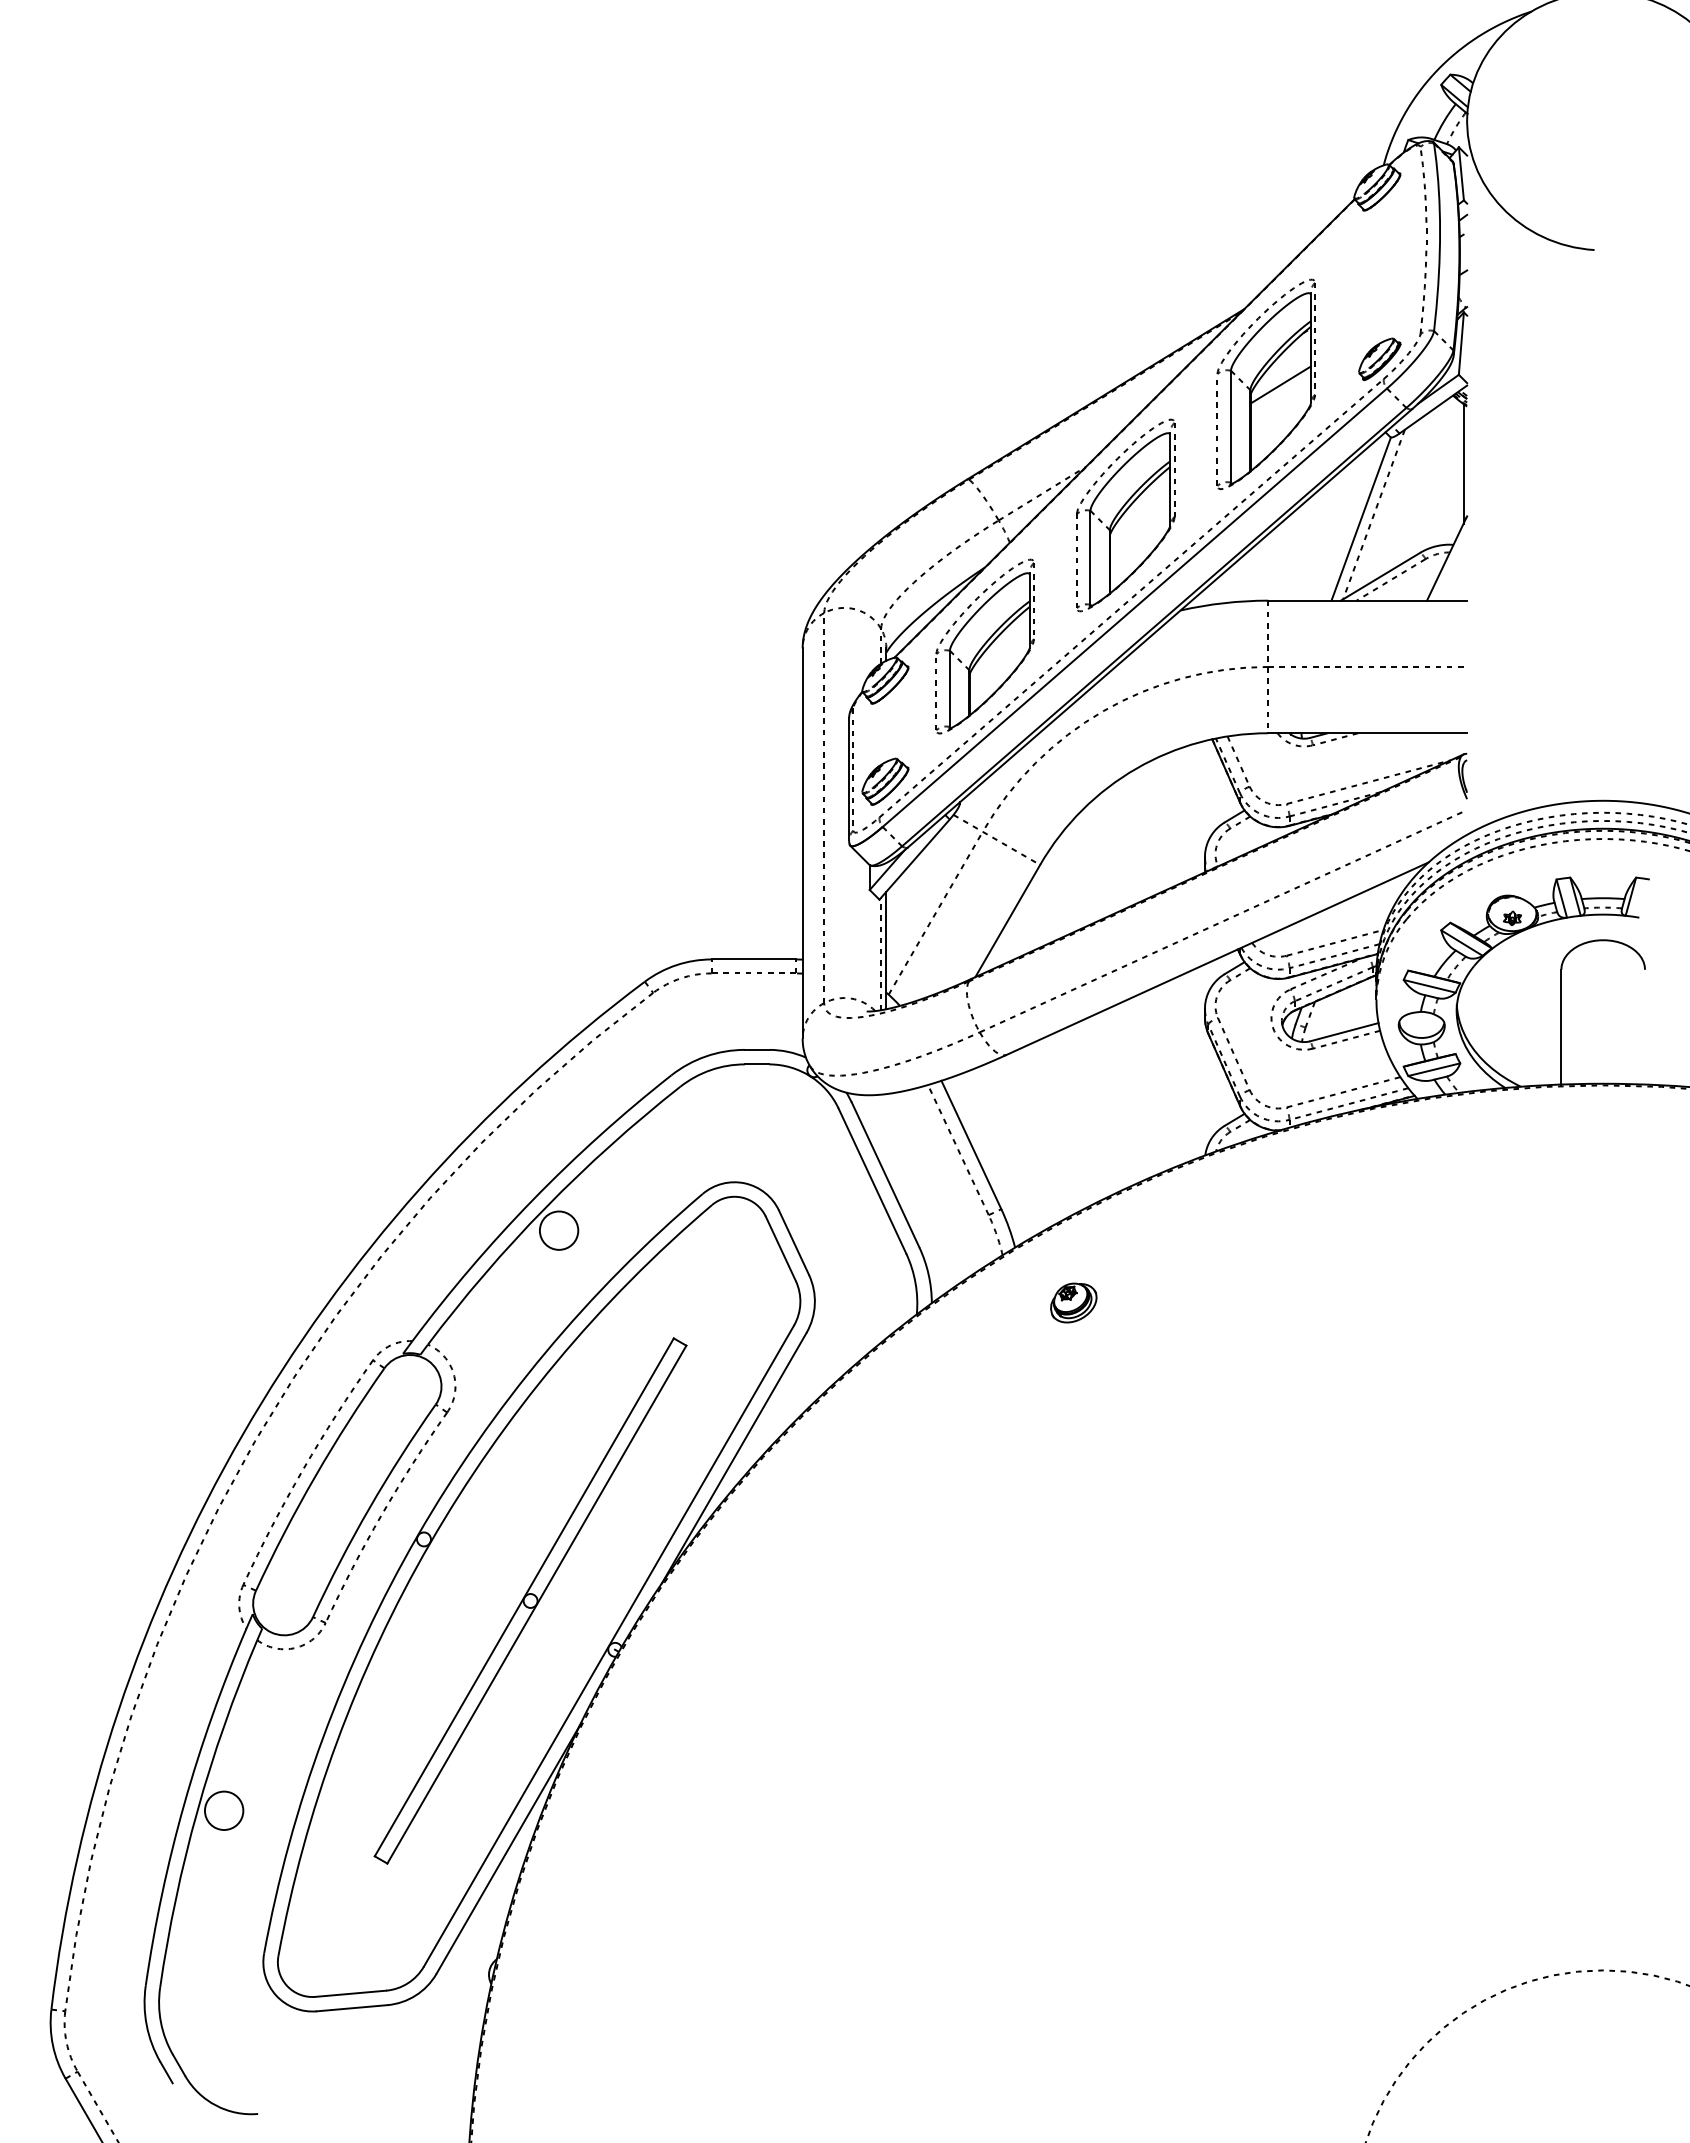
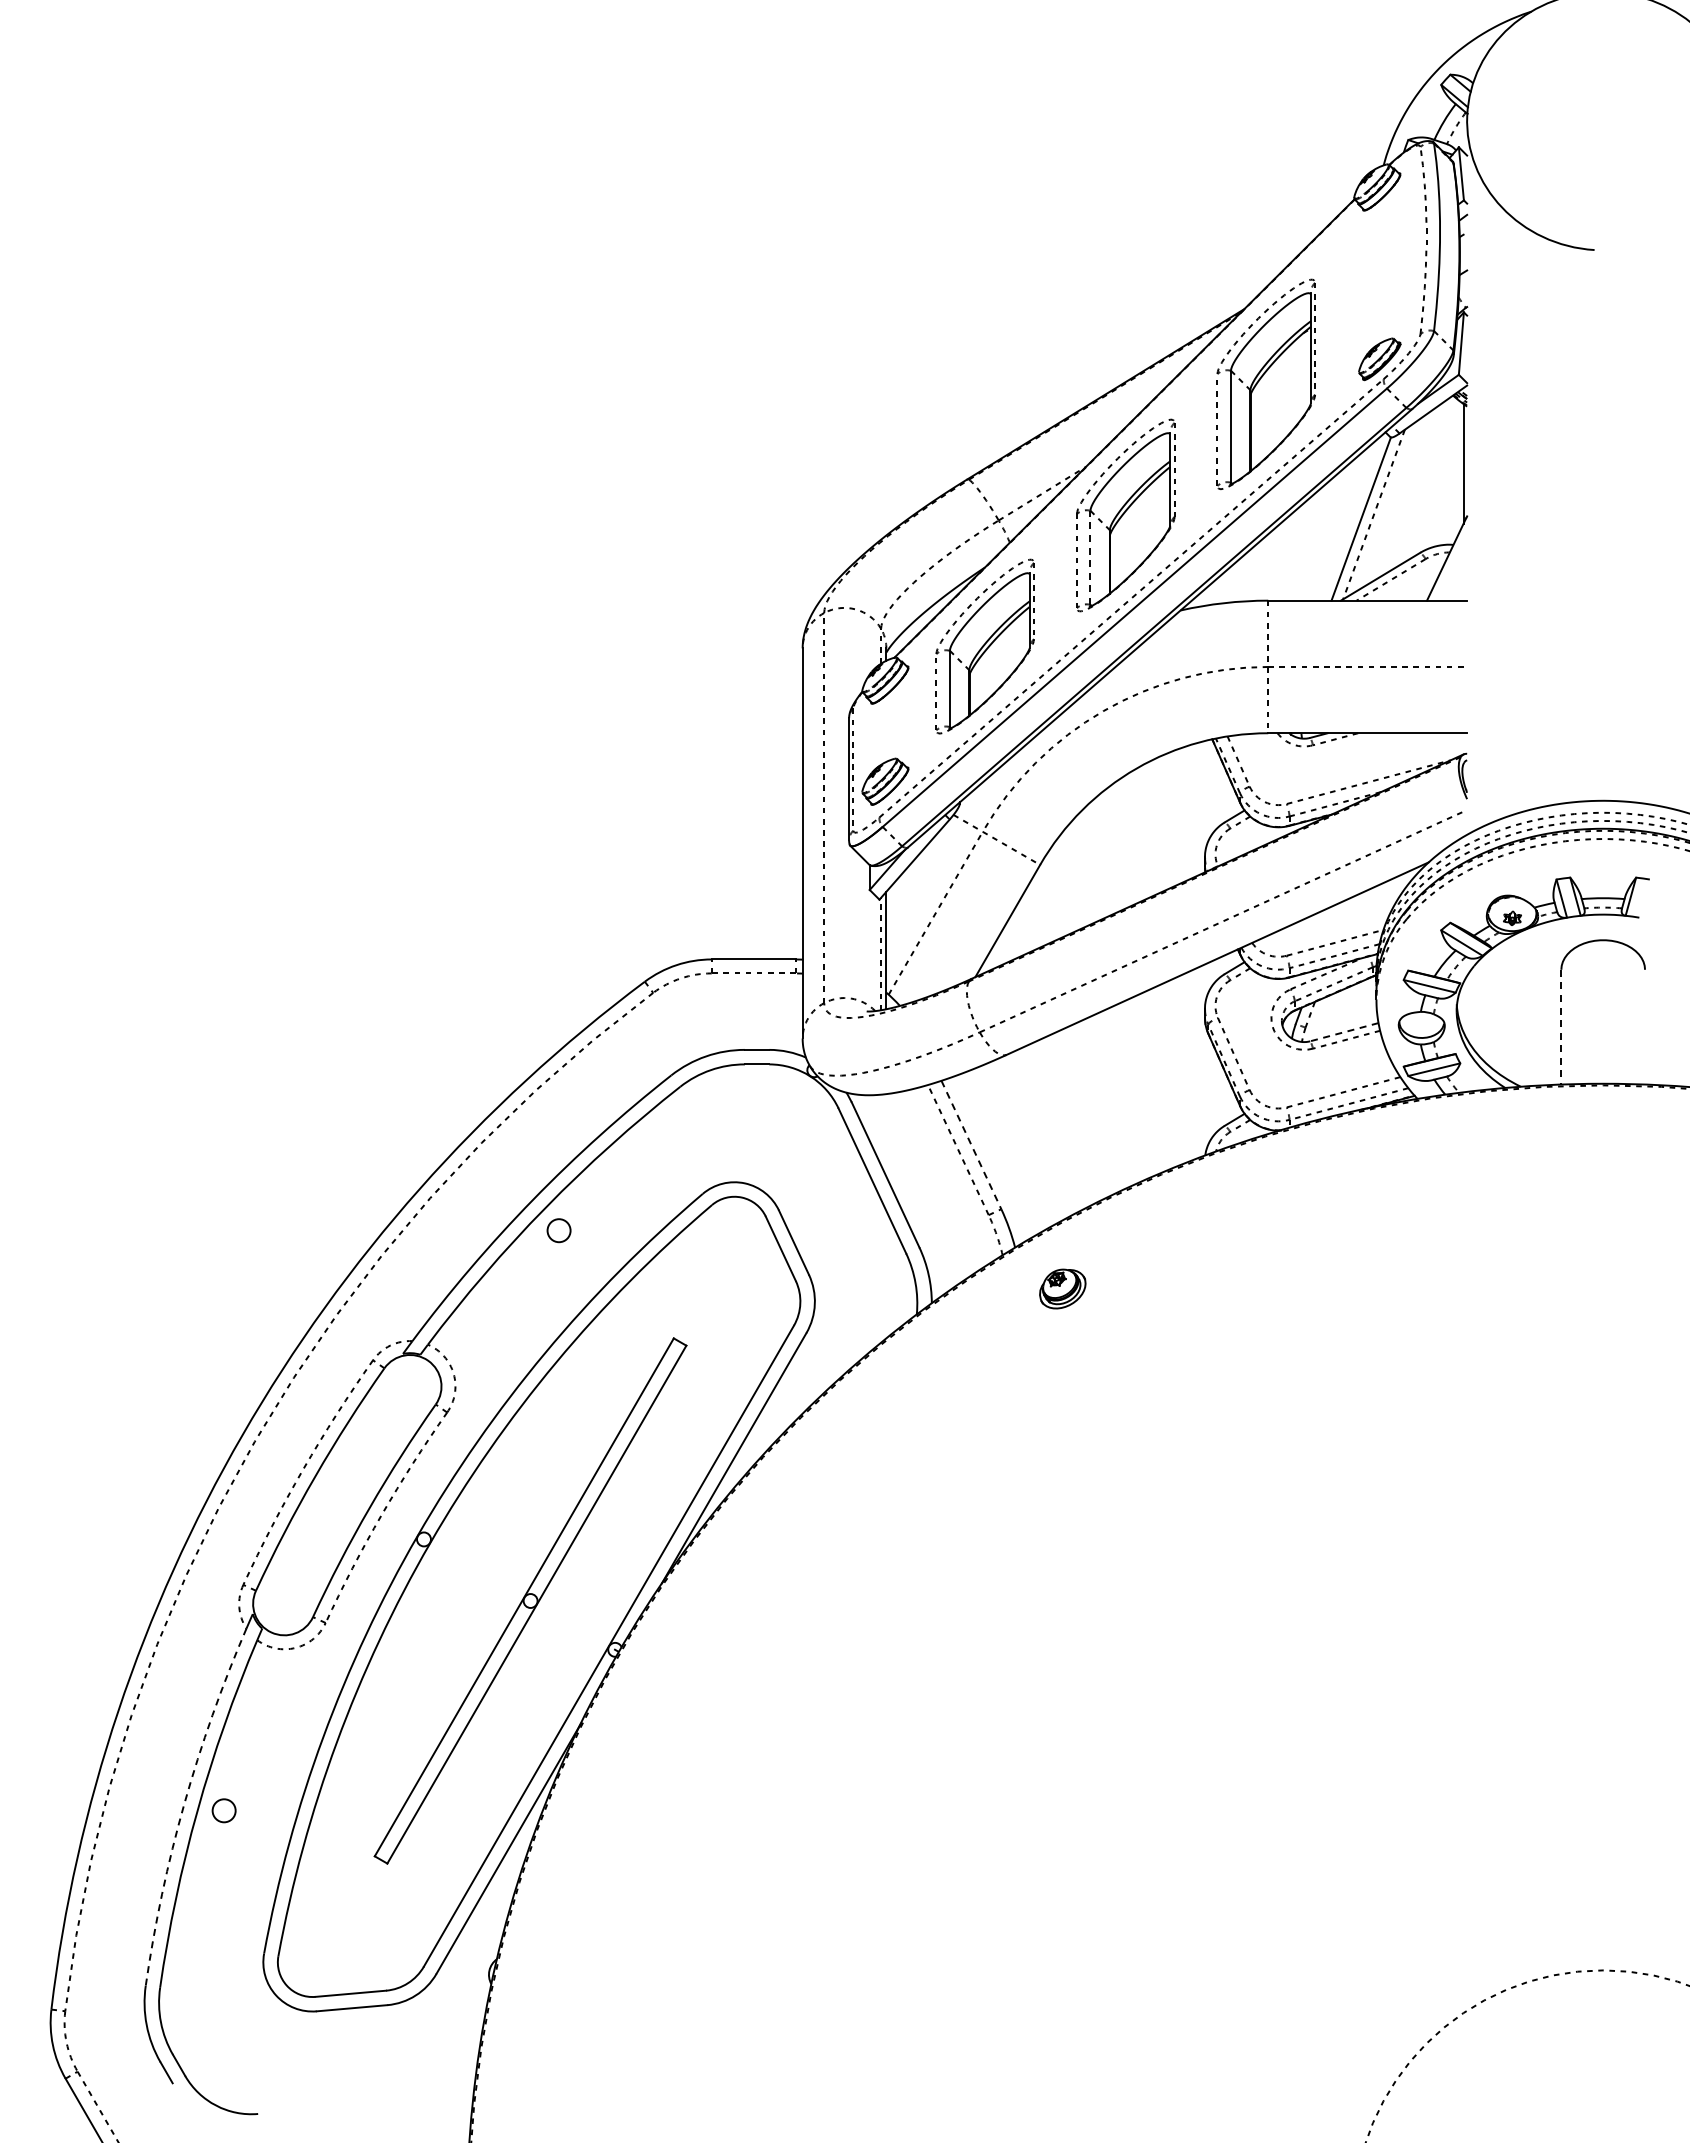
line: present -> none (1280, 384)
line: solid -> dashed (1090, 557)
line: solid -> dashed (1561, 1027)
line: solid -> dashed (1343, 1032)
line: solid -> dashed (971, 1145)
circle diameter: 38 px -> 23 px (558, 1230)
part position: (1073, 1302) -> (1062, 1288) (1062, 1288)
arc: solid -> dashed (184, 1803)
circle diameter: 38 px -> 23 px (223, 1810)
